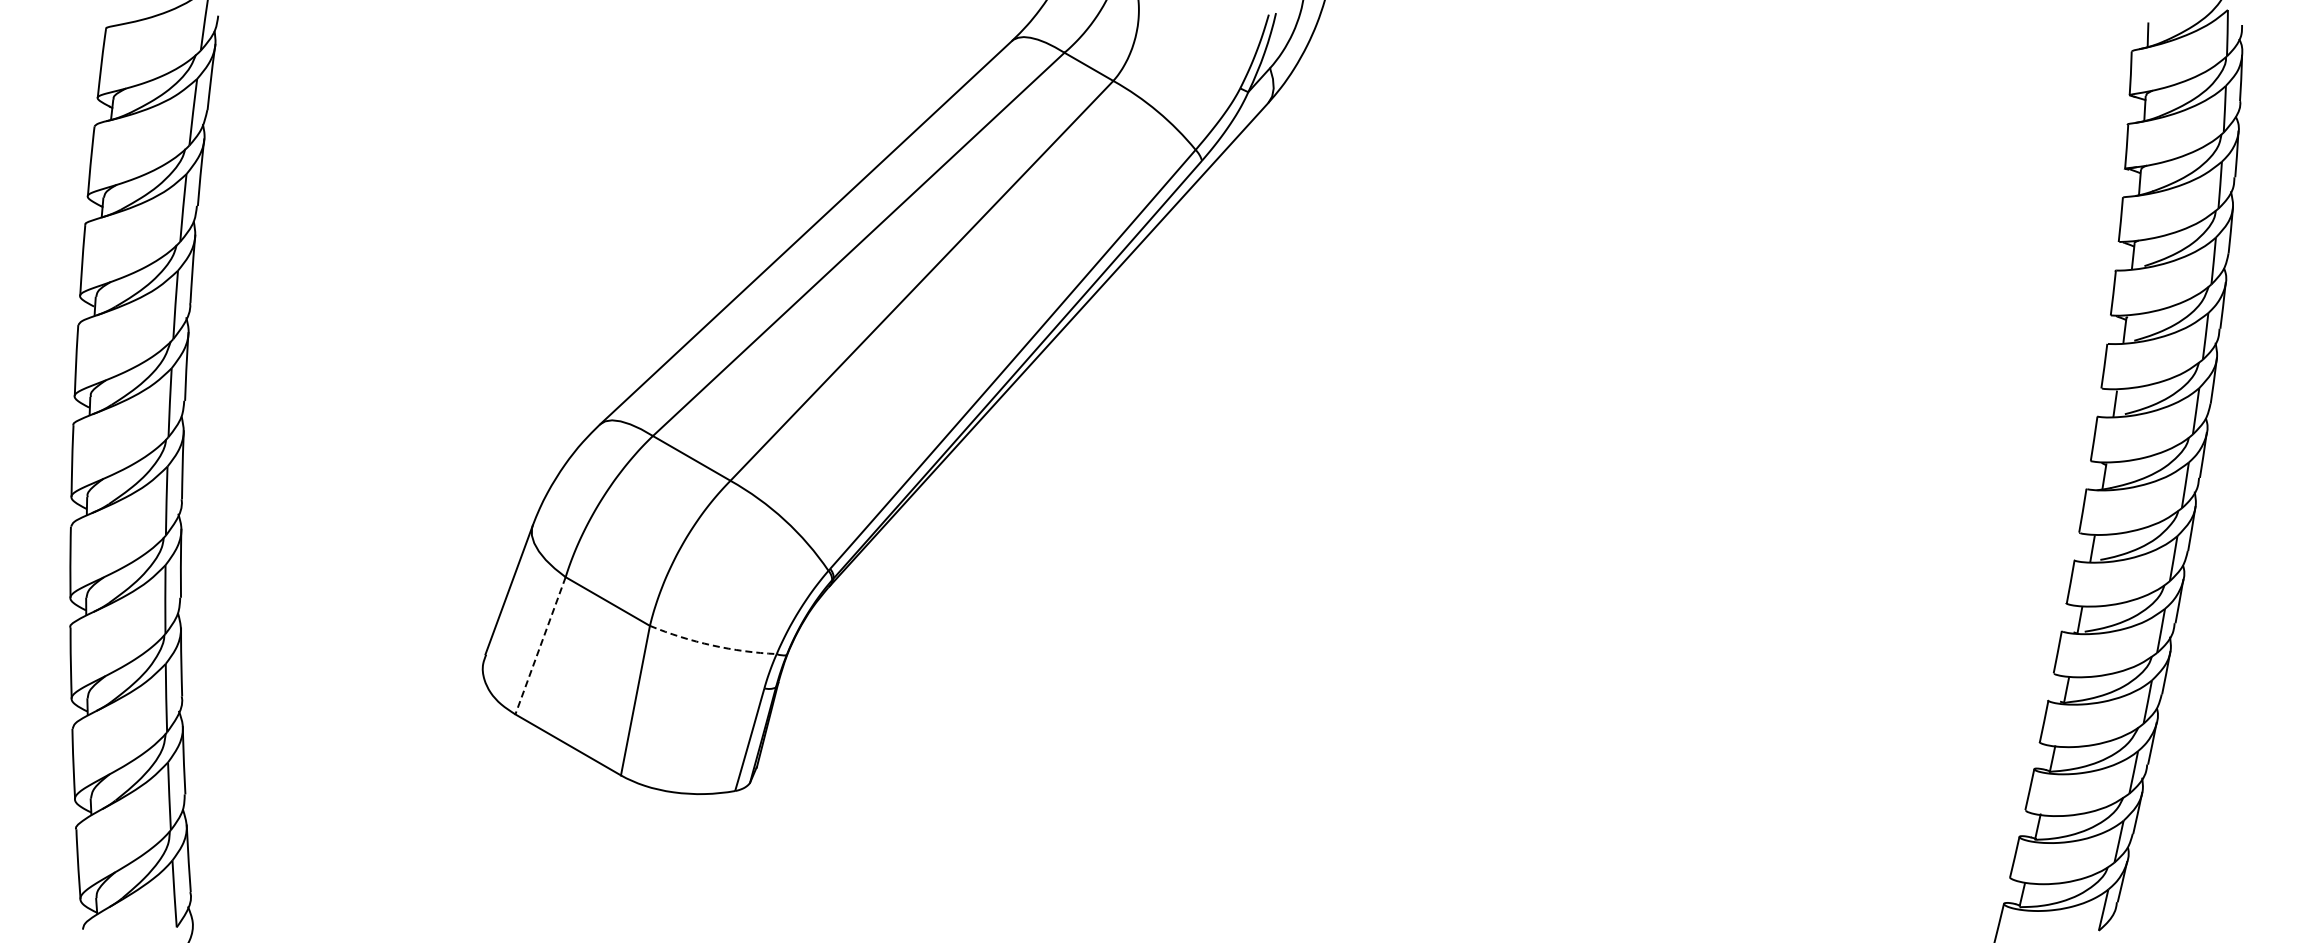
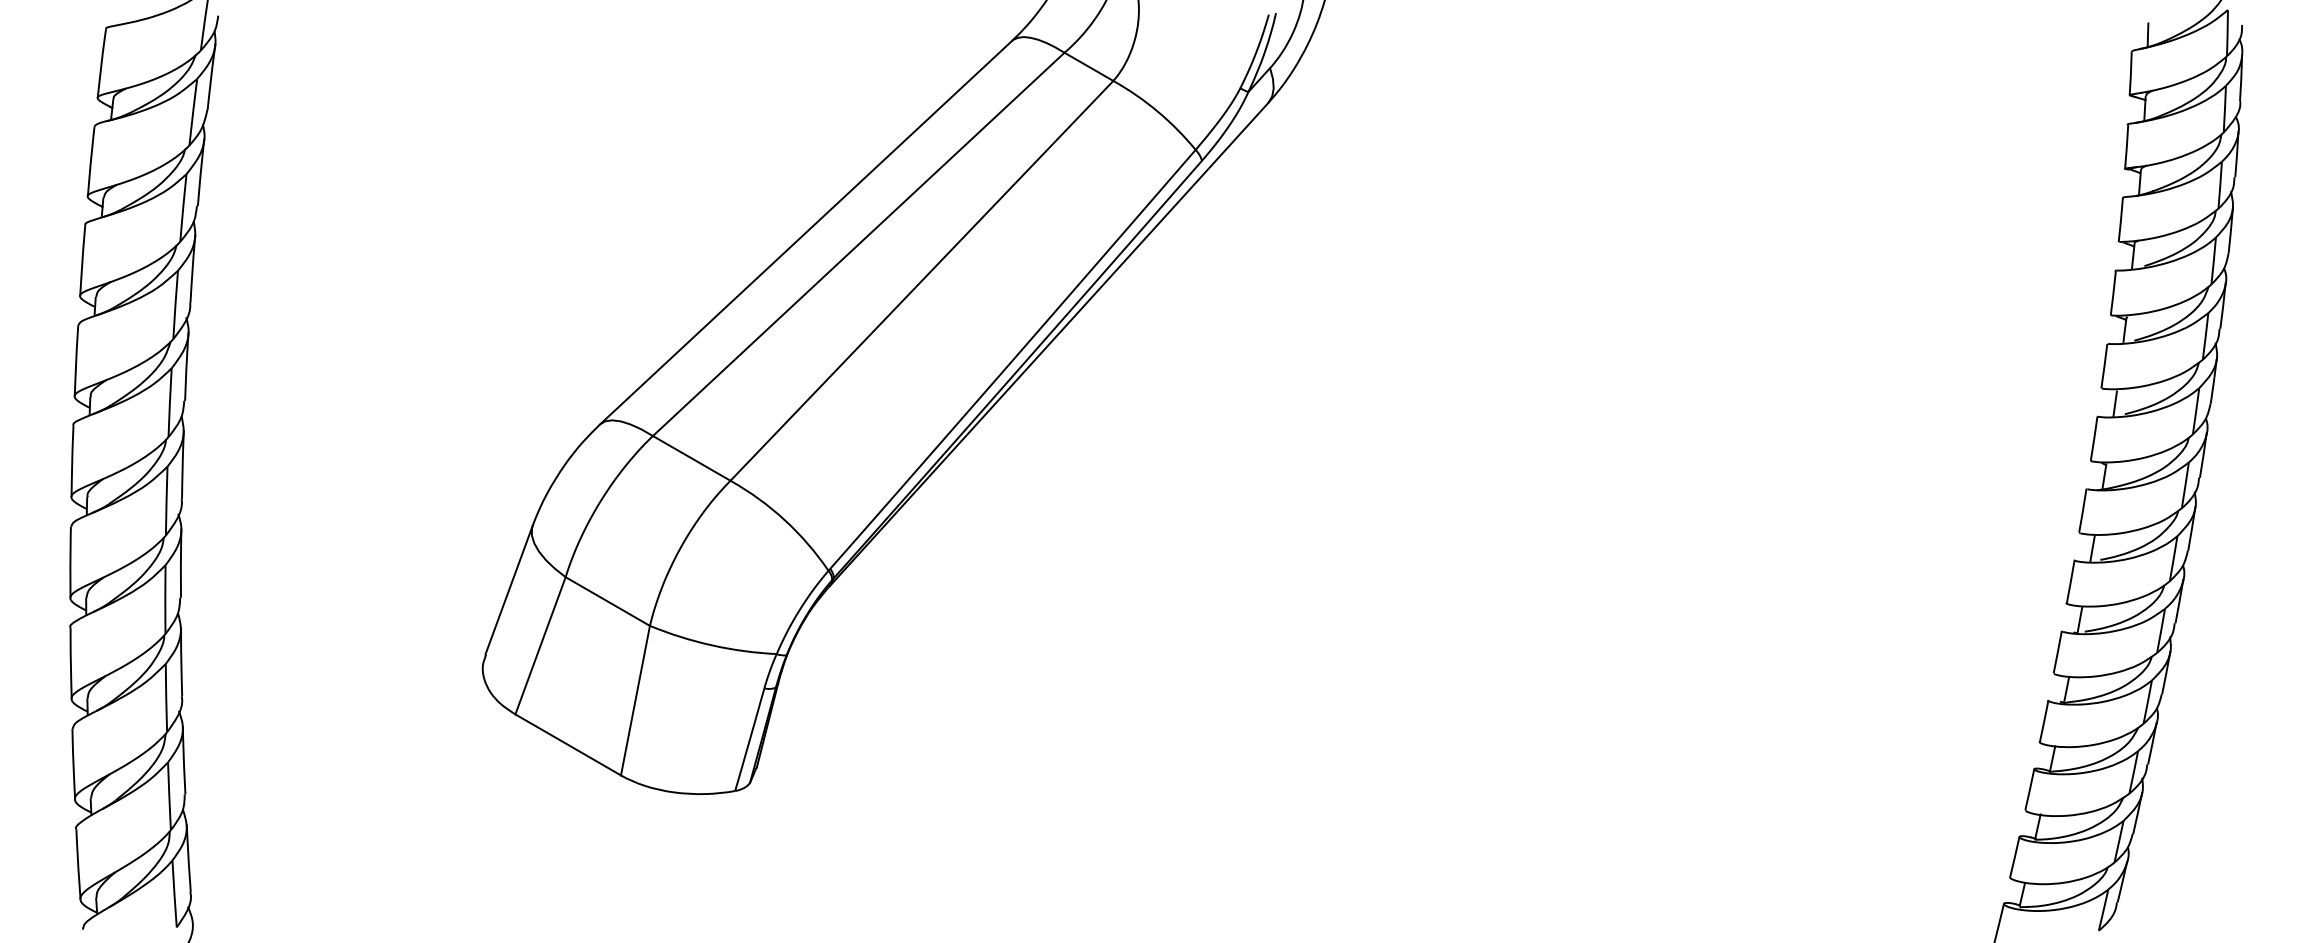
arc: dashed -> solid (712, 645)
line: dashed -> solid (540, 646)
